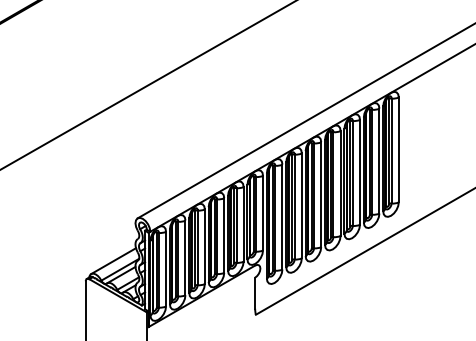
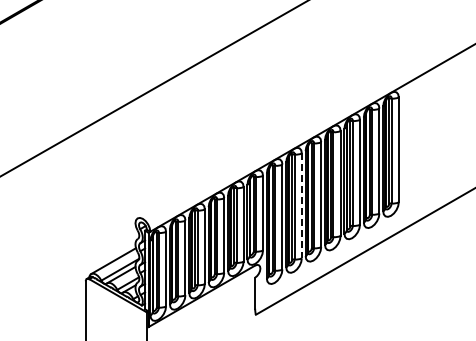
line position: (147, 85) -> (153, 88) (153, 88)
line: present -> none (304, 121)
line: solid -> dashed (301, 206)
